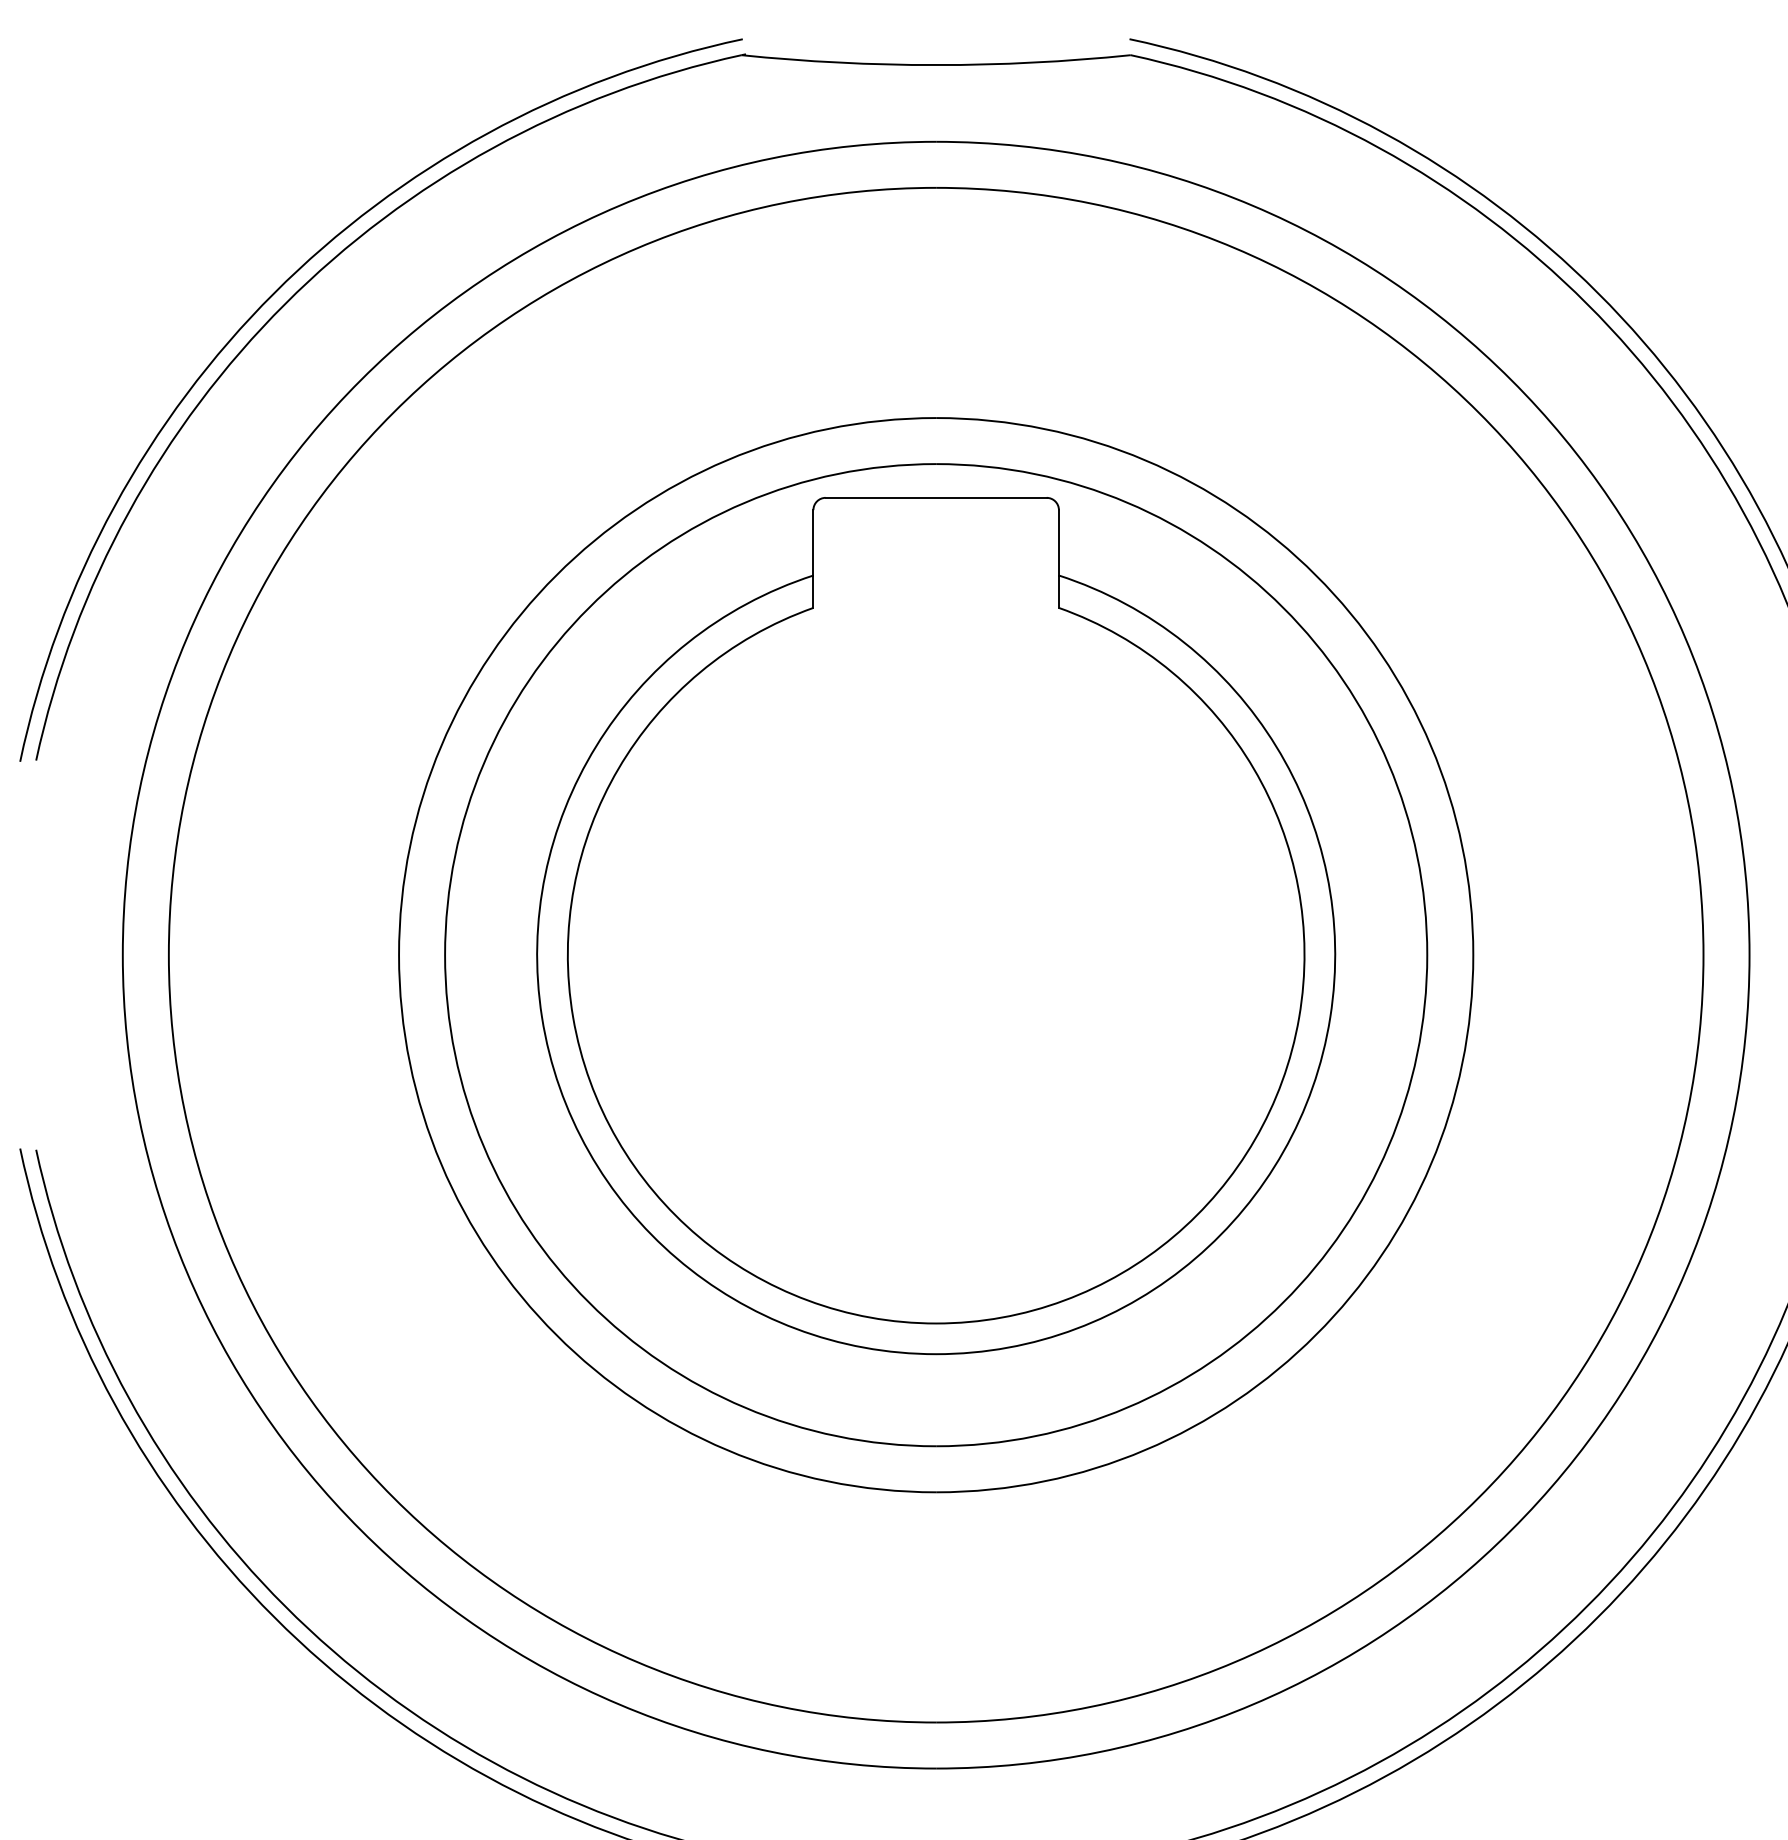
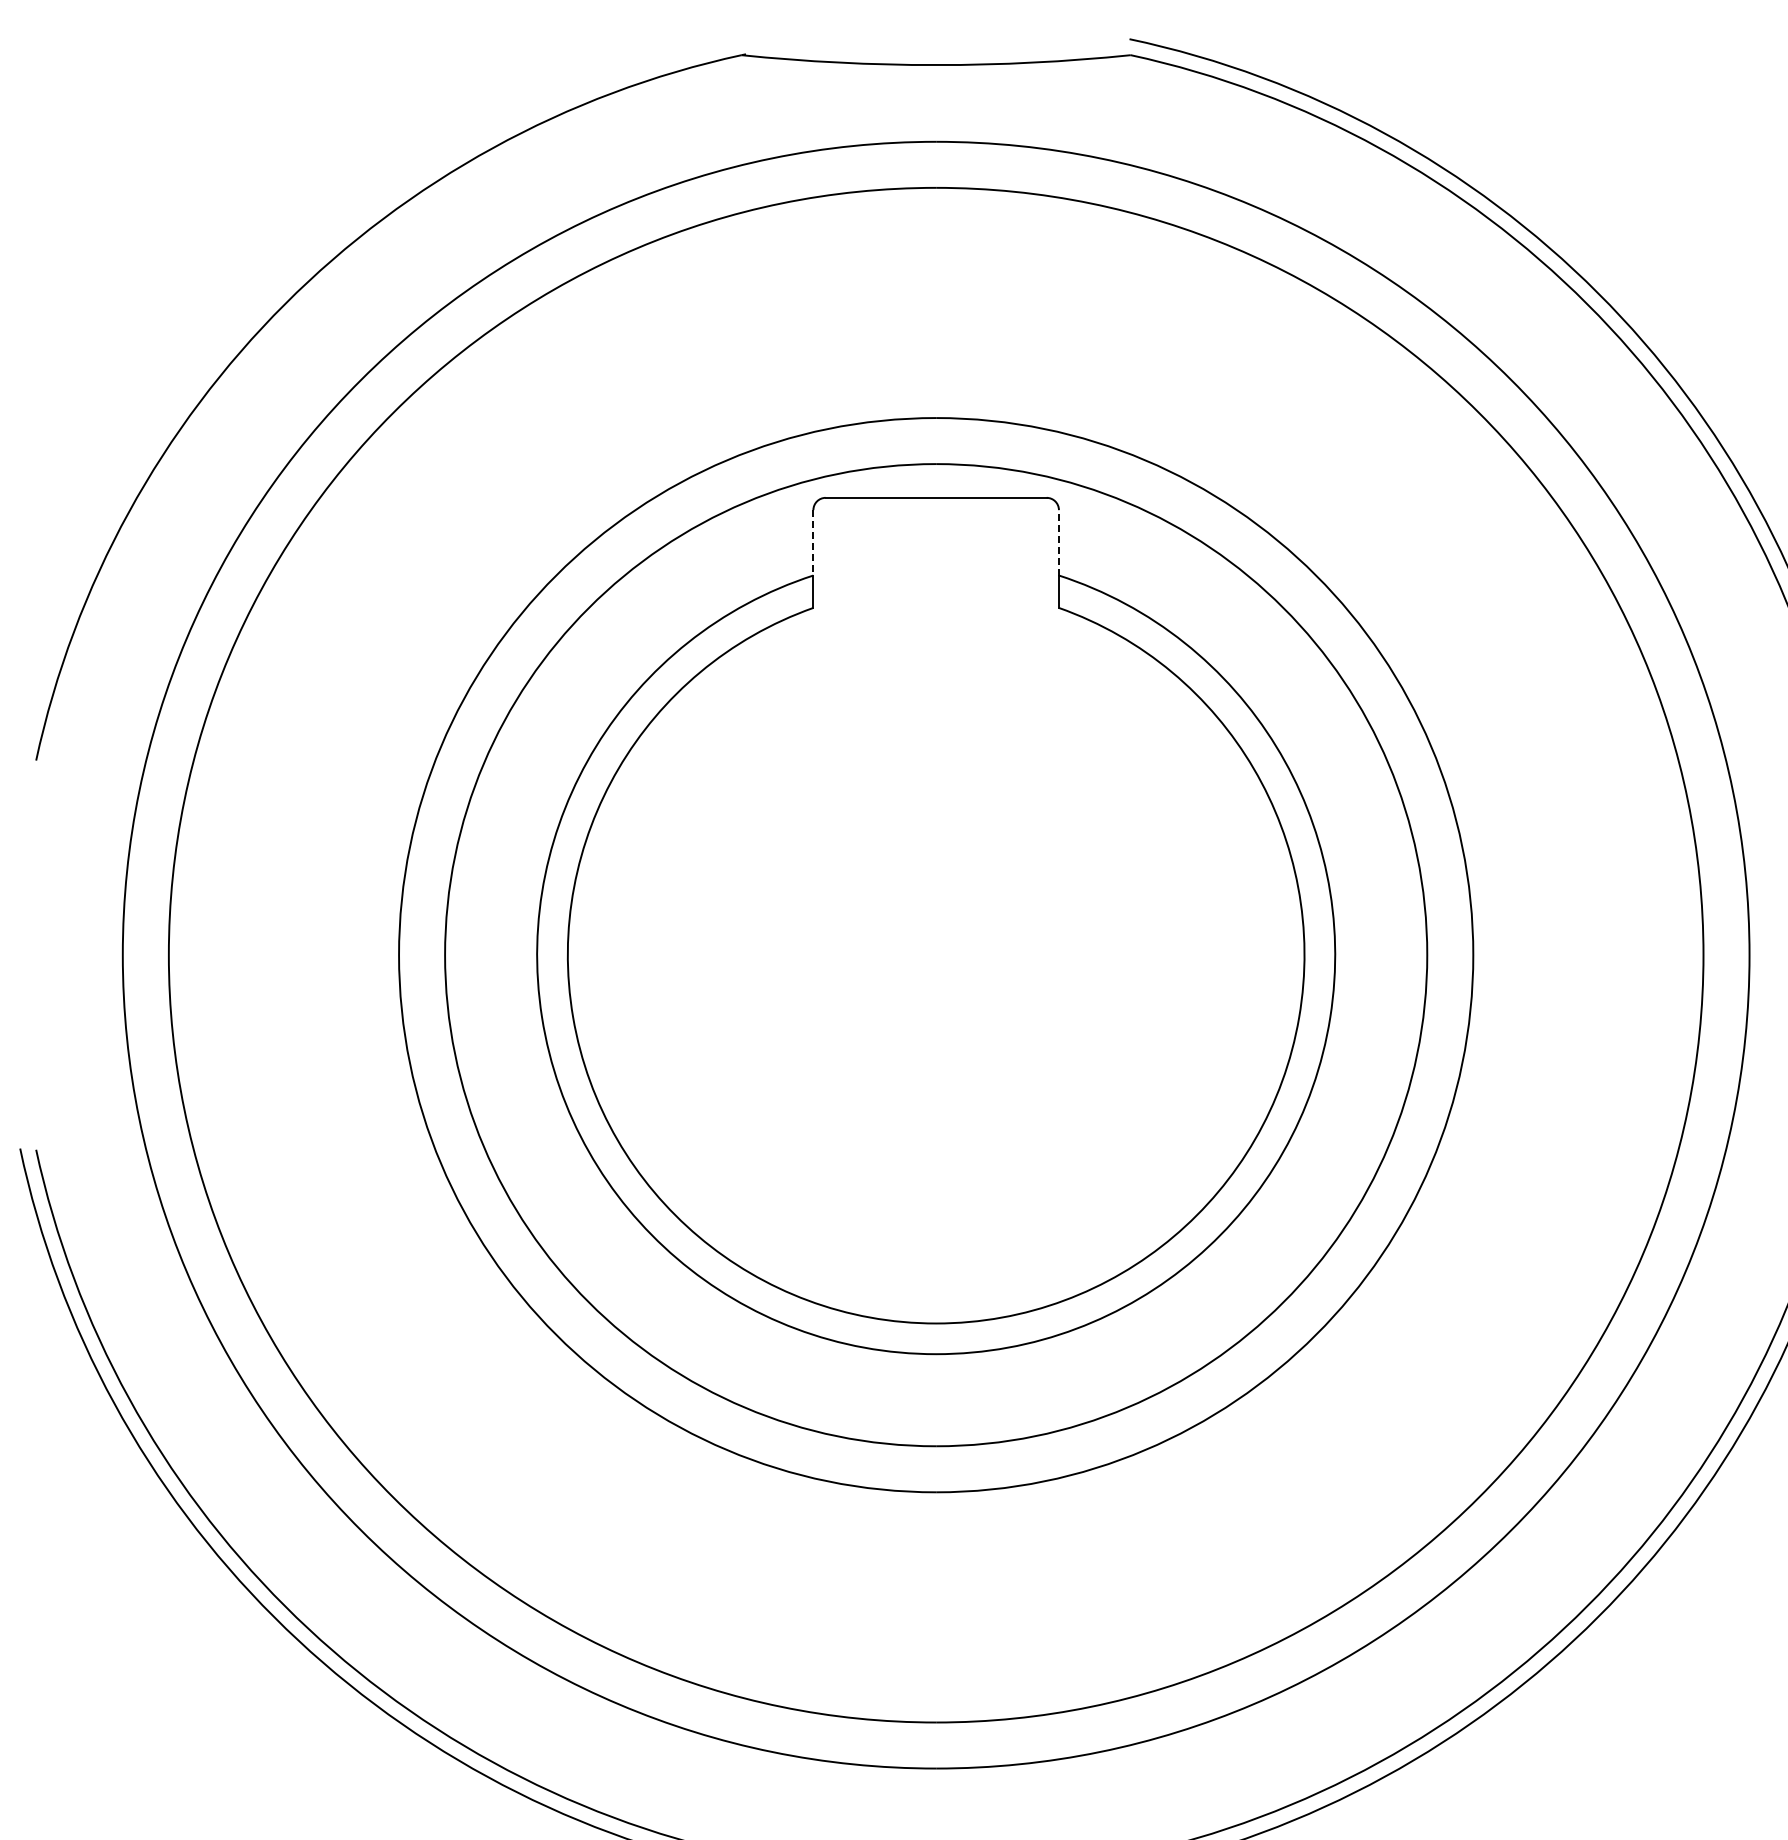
arc: present -> none (275, 293)
line: solid -> dashed (813, 542)
line: solid -> dashed (1058, 542)
